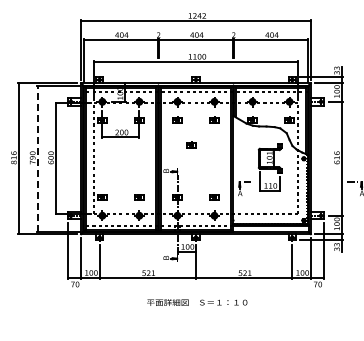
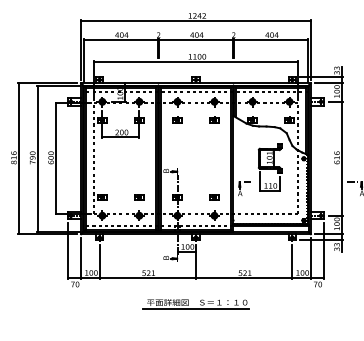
part: present -> none (191, 144)
line: dashed -> solid (37, 158)
line: none -> present (195, 308)
